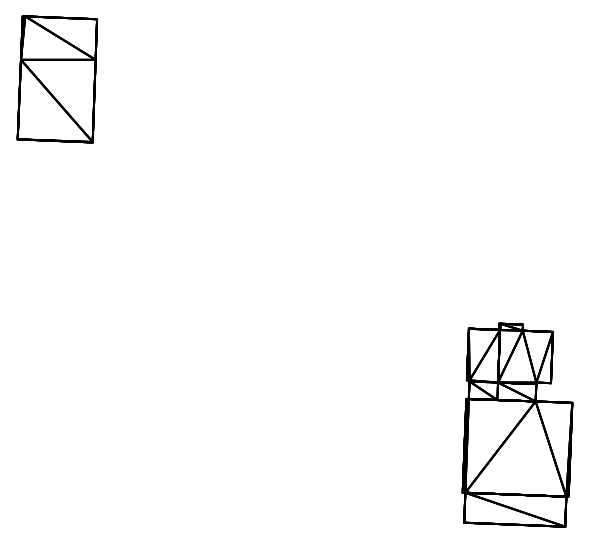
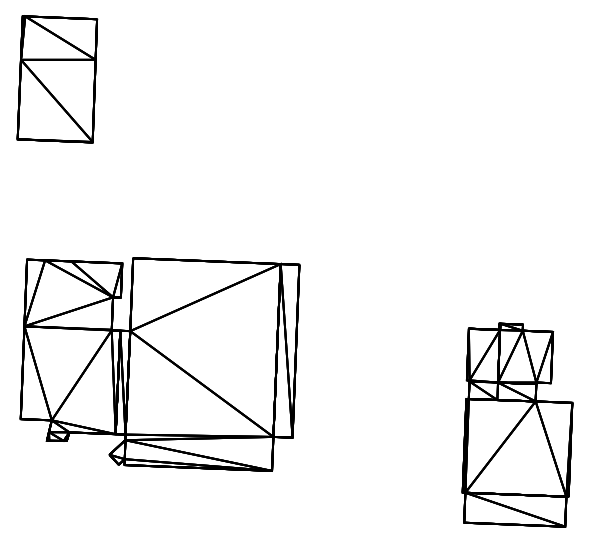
part: none -> present (159, 364)
